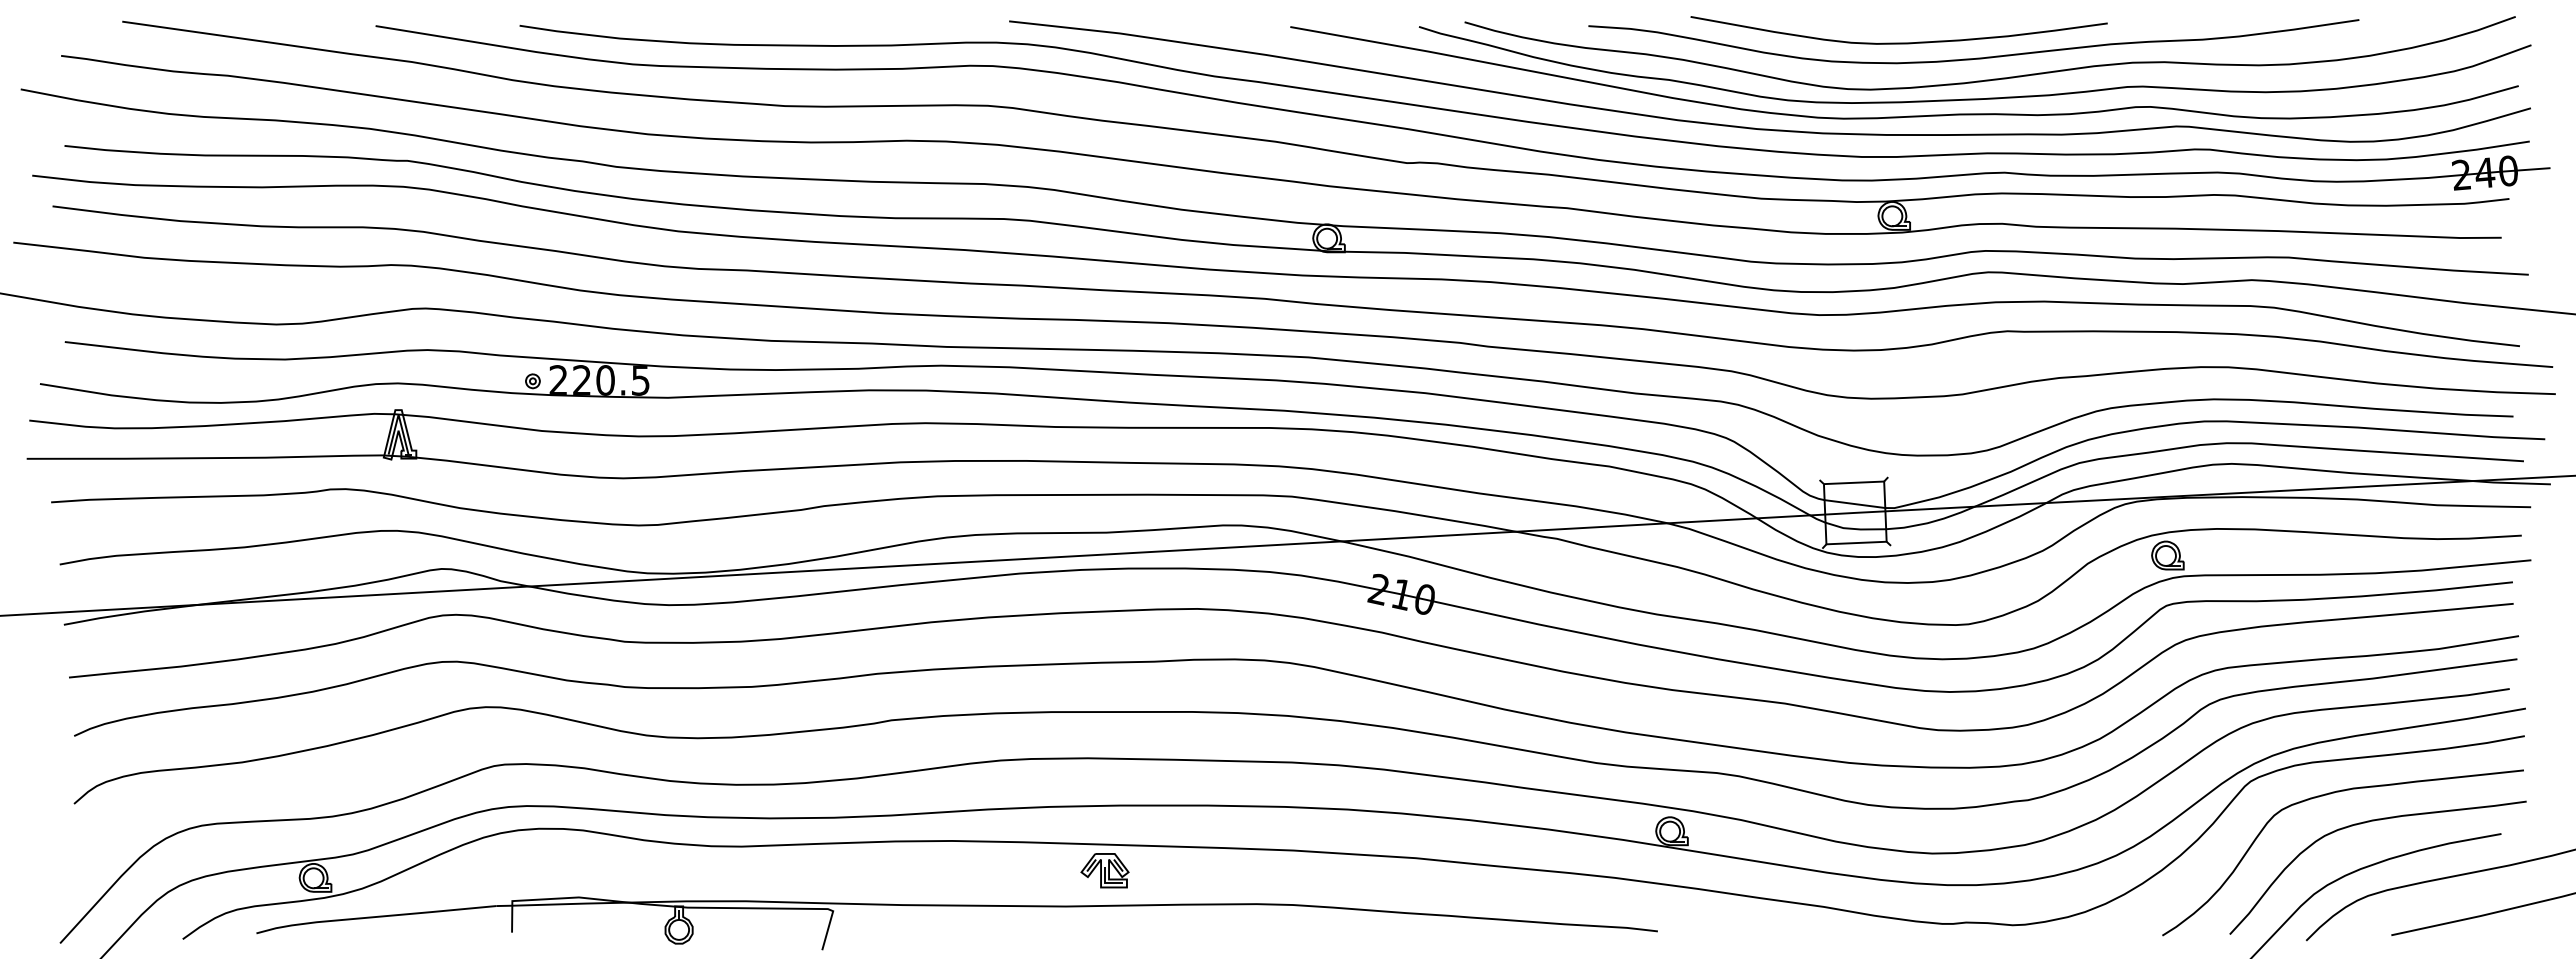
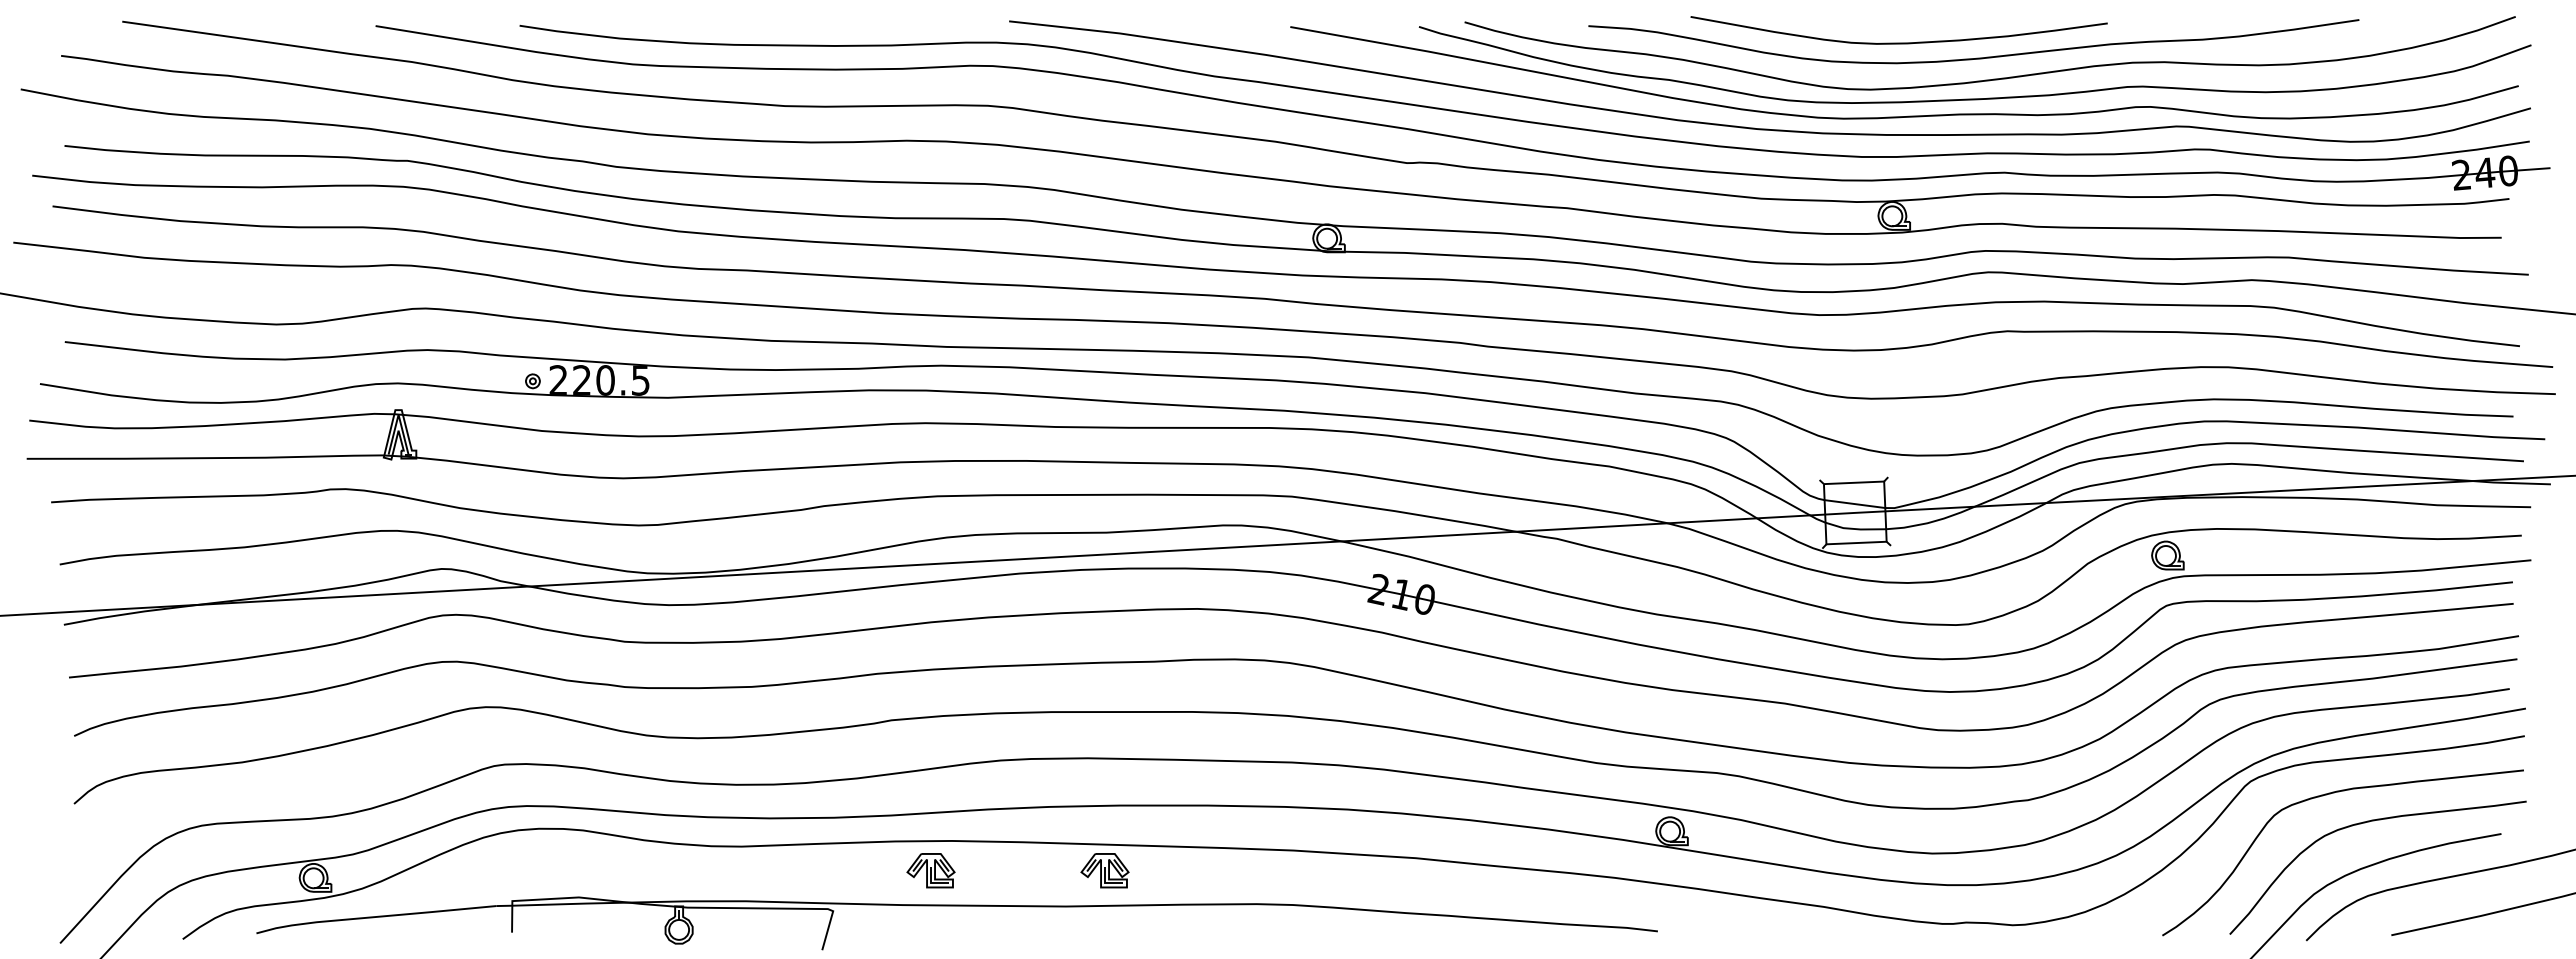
part: none -> present (930, 870)
